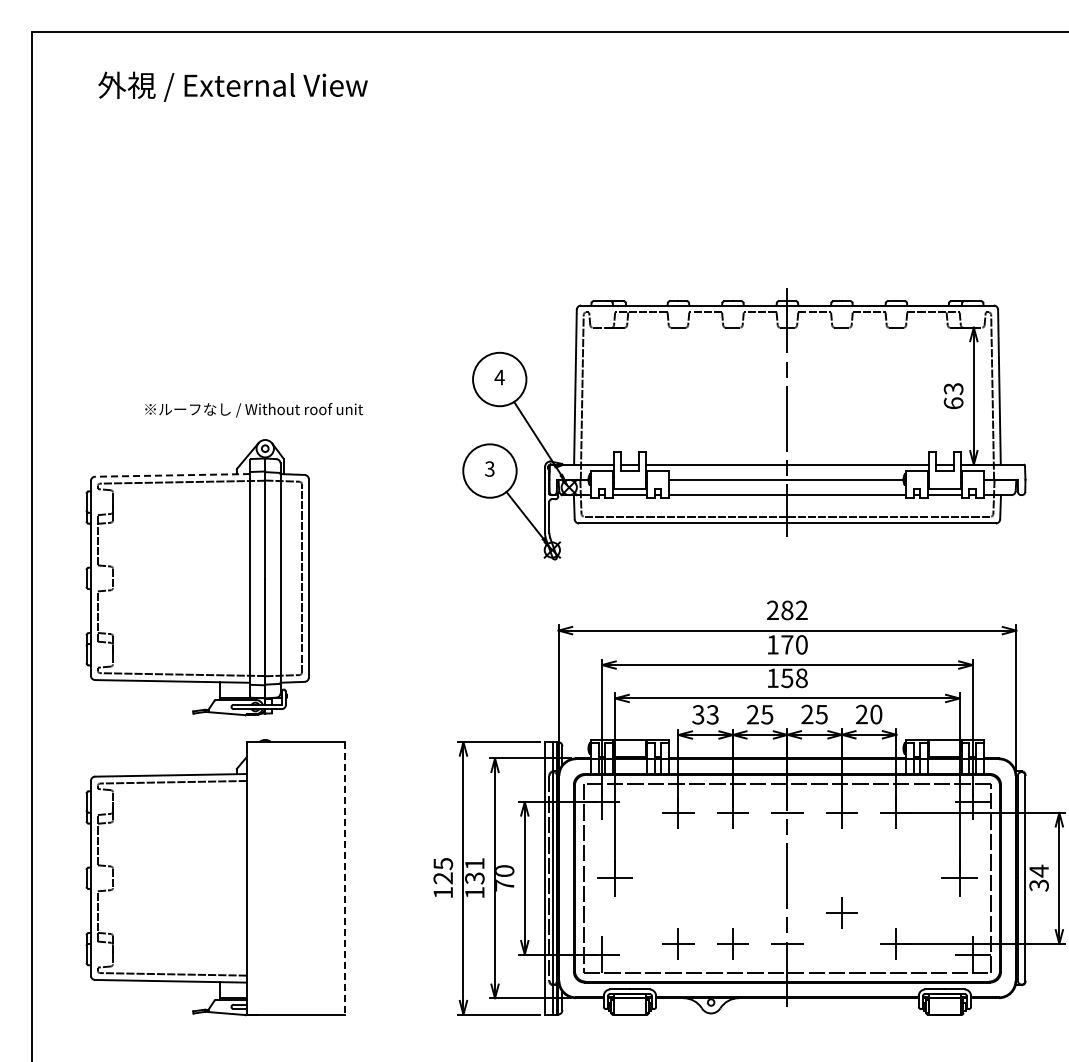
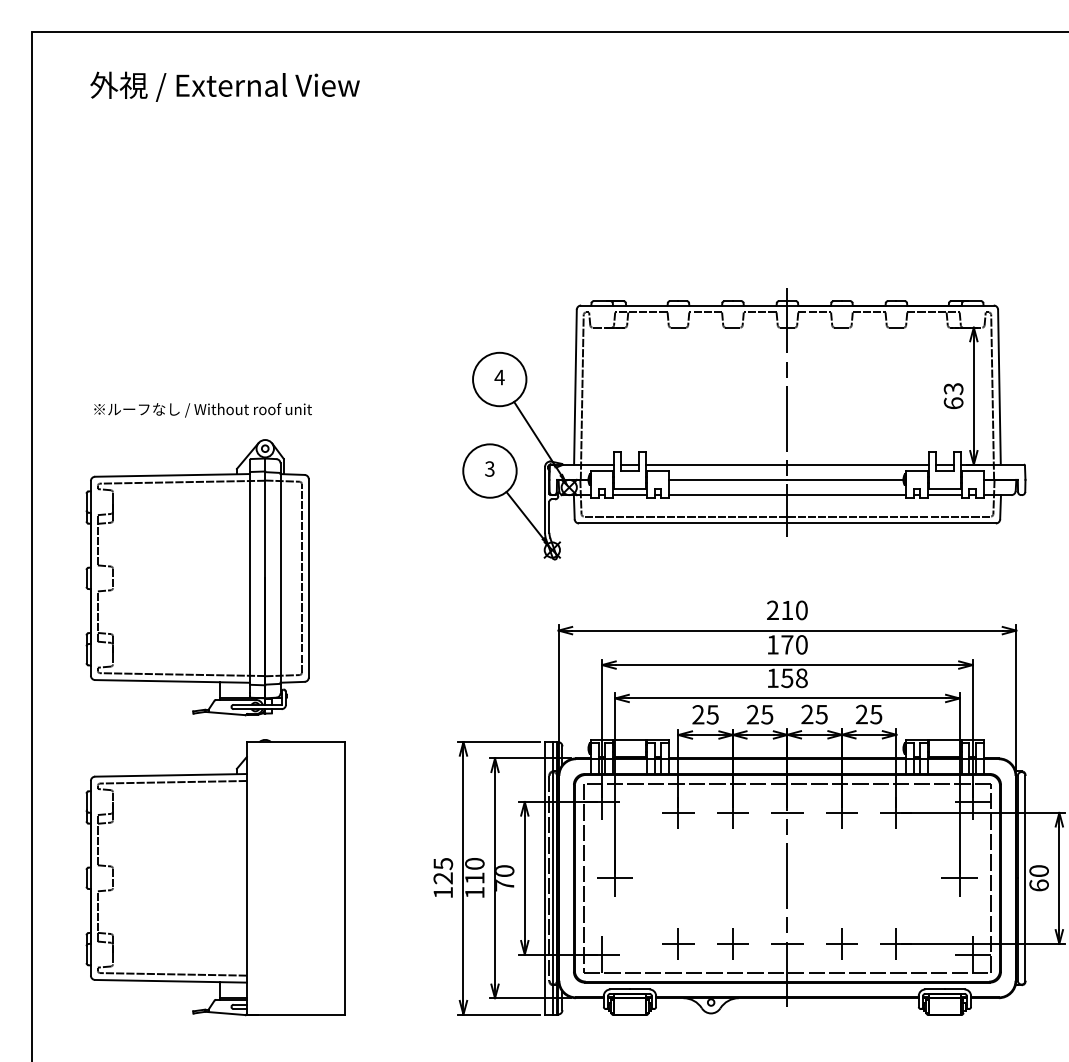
text position: (232, 86) -> (224, 86) (224, 86)
text position: (253, 410) -> (202, 410) (202, 410)
line: dashed -> solid (172, 475)
text: 282 -> 210 (794, 610)
text: 33 -> 25 (705, 714)
text: 20 -> 25 (876, 714)
text: 131 -> 110 (474, 871)
text: 34 -> 60 (1038, 877)
line: dashed -> solid (344, 878)
part position: (841, 912) -> (841, 943) (841, 943)
